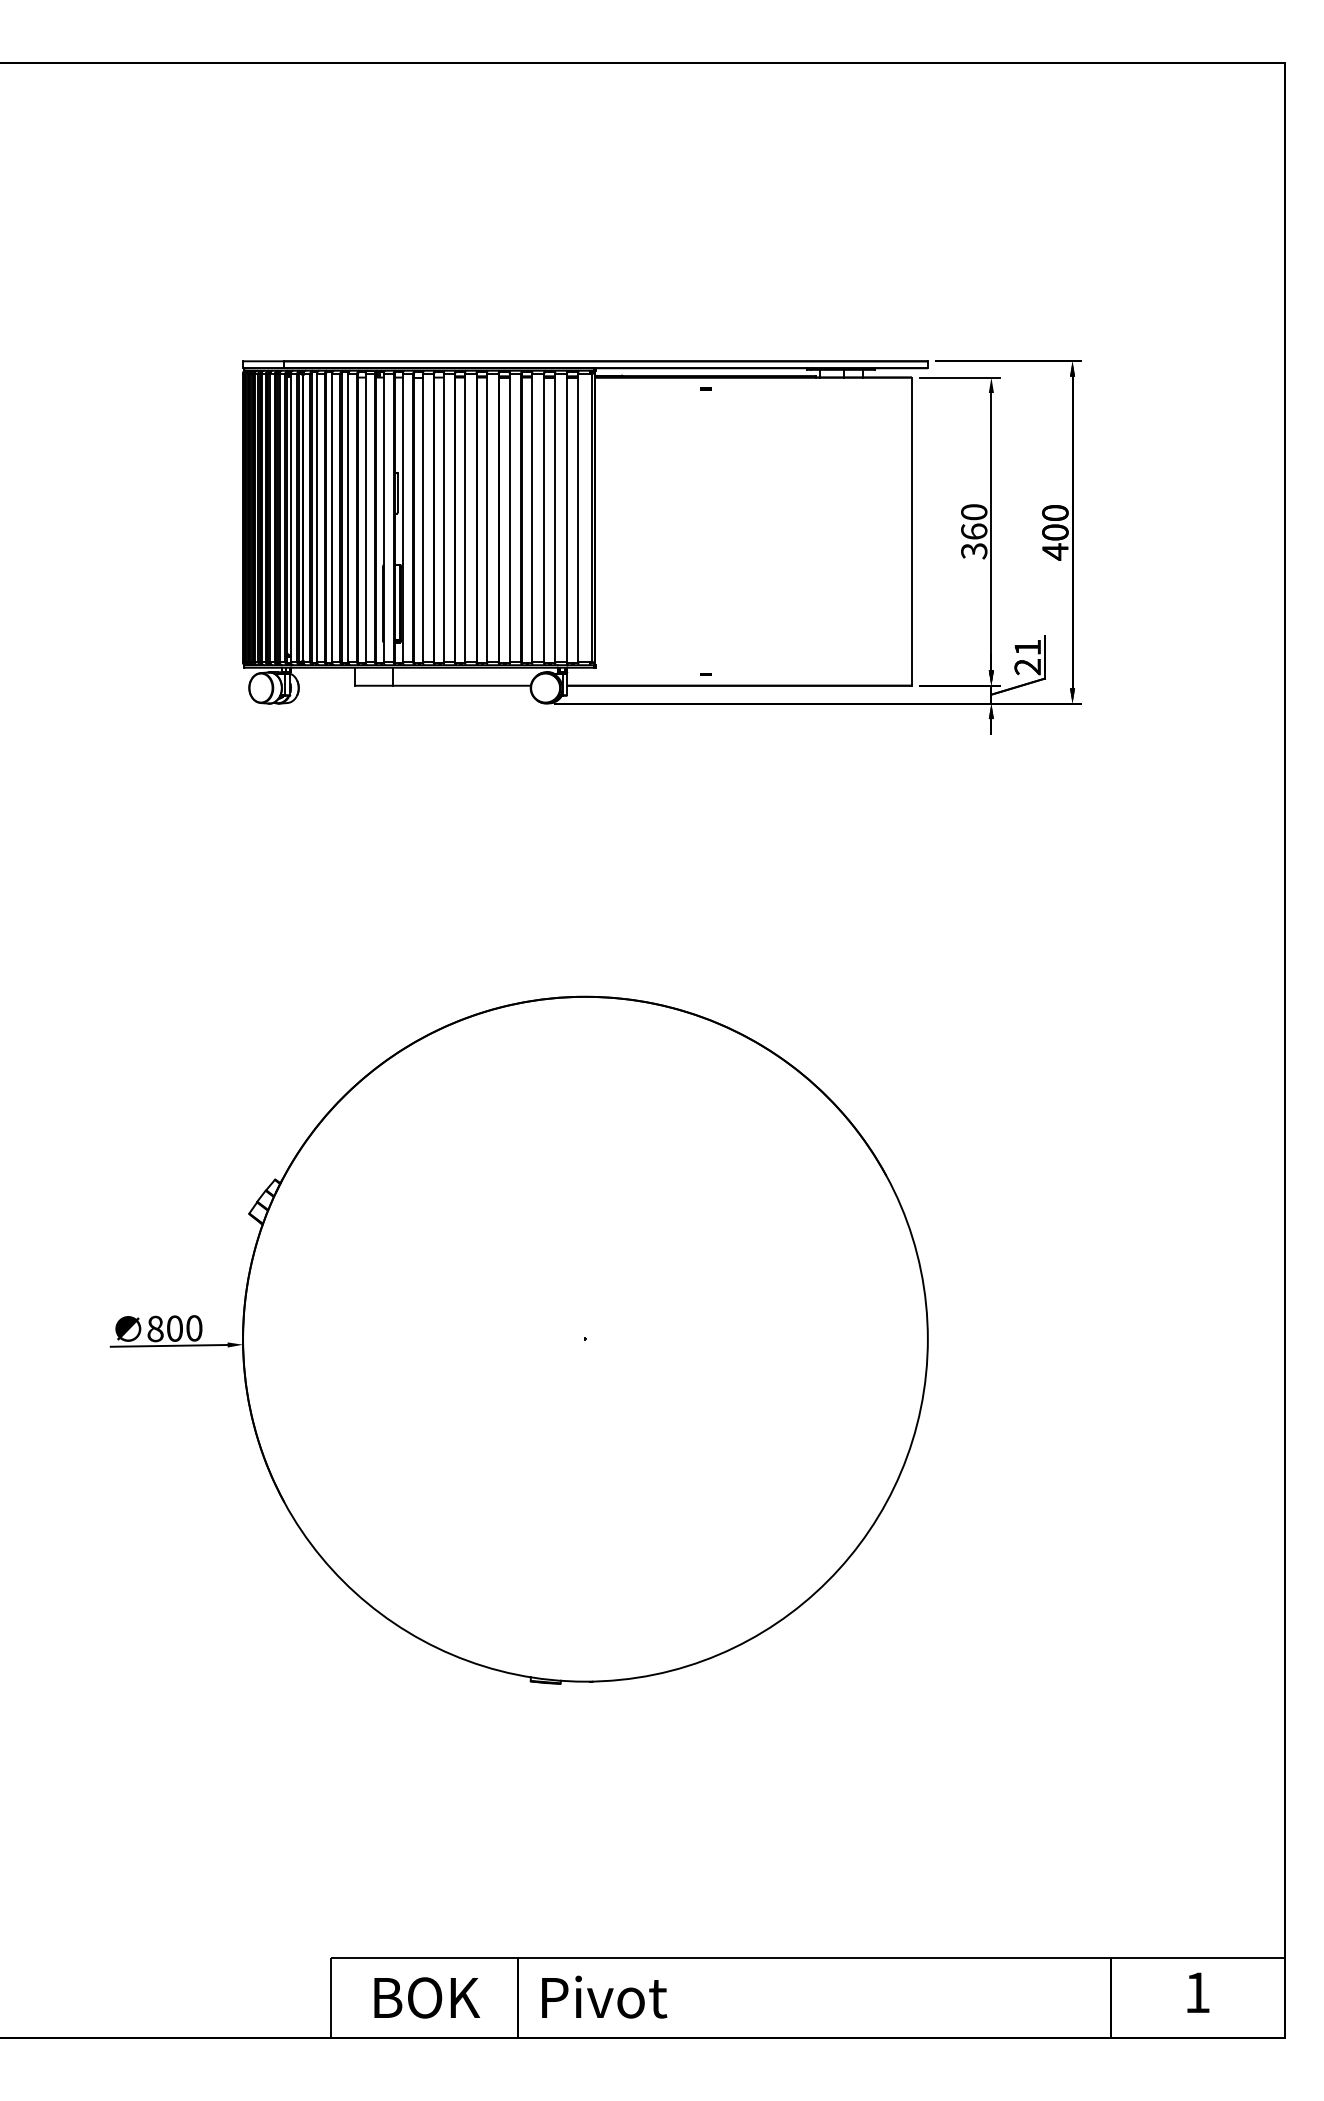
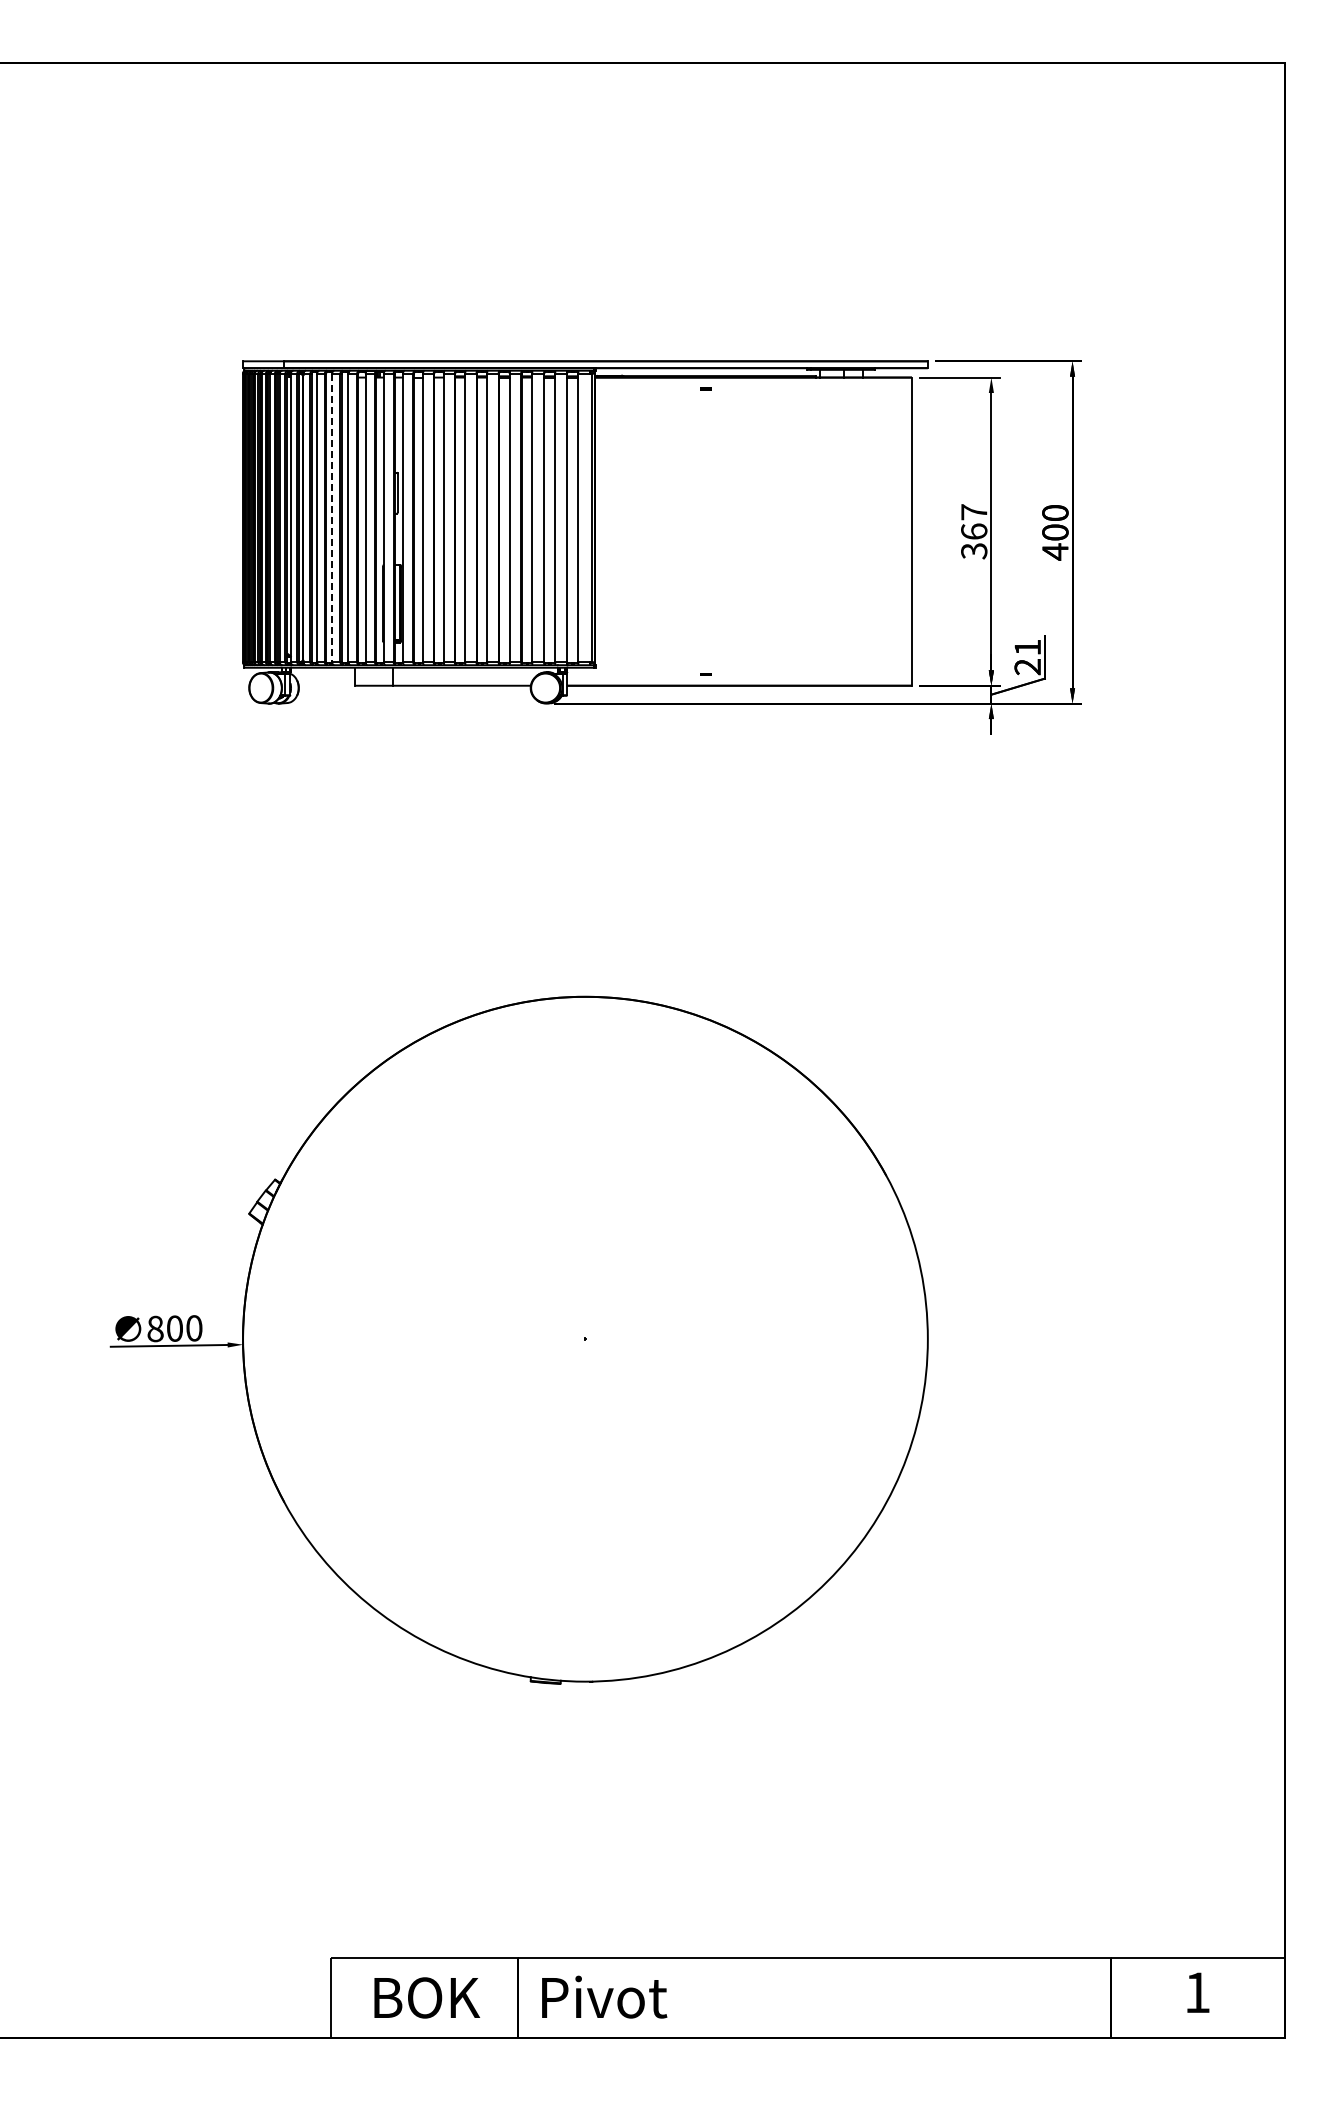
text: 360 -> 367 (974, 512)
line: solid -> dashed (332, 518)
